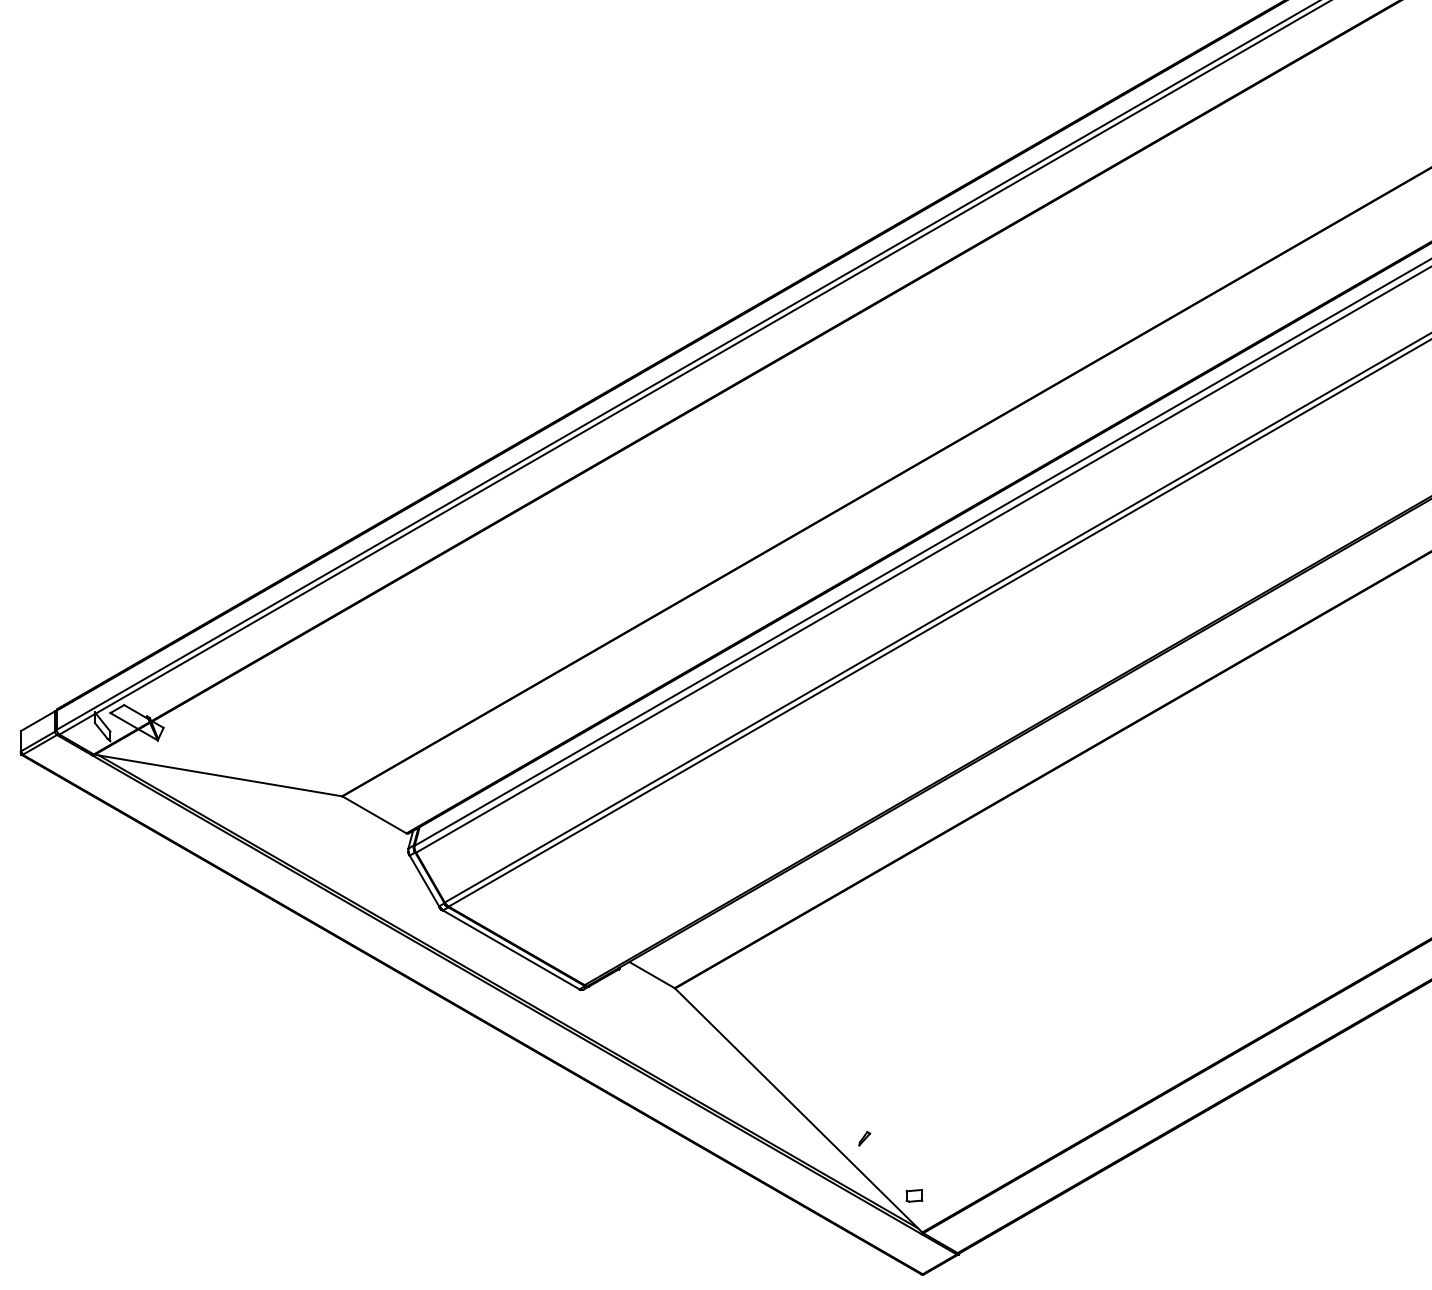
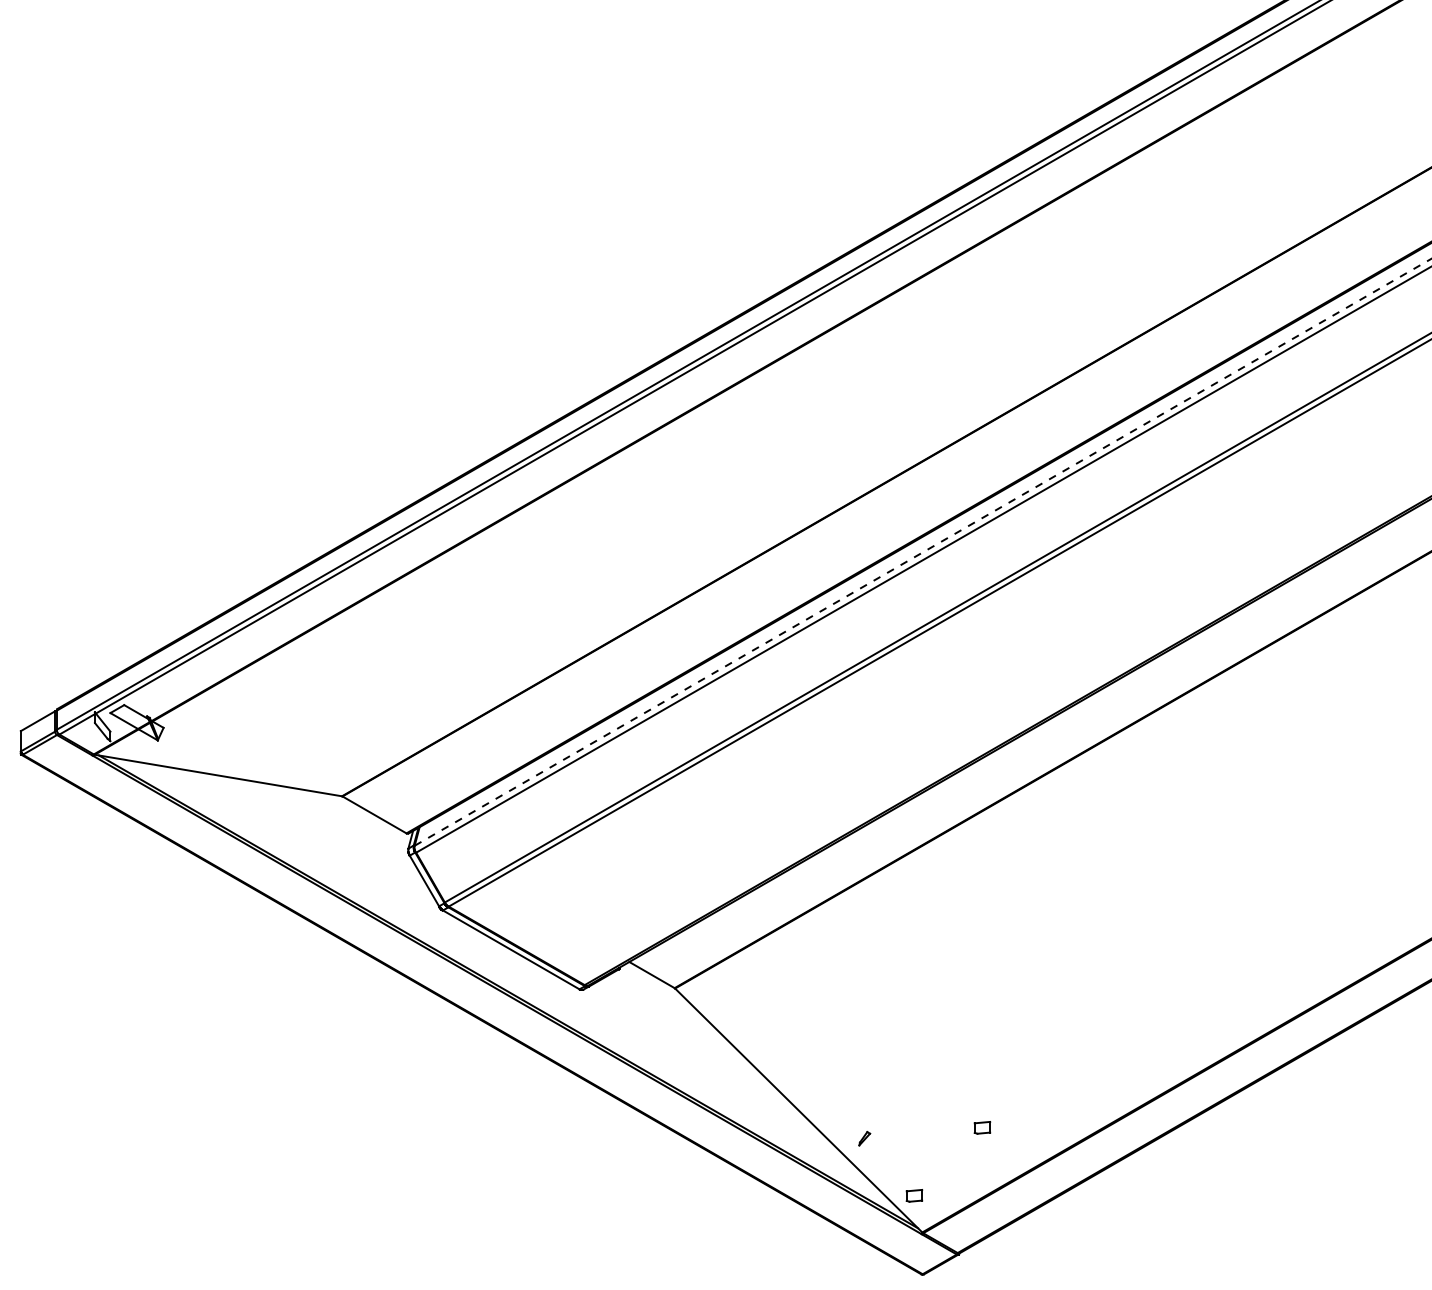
line: solid -> dashed (922, 552)
part: none -> present (982, 1127)
